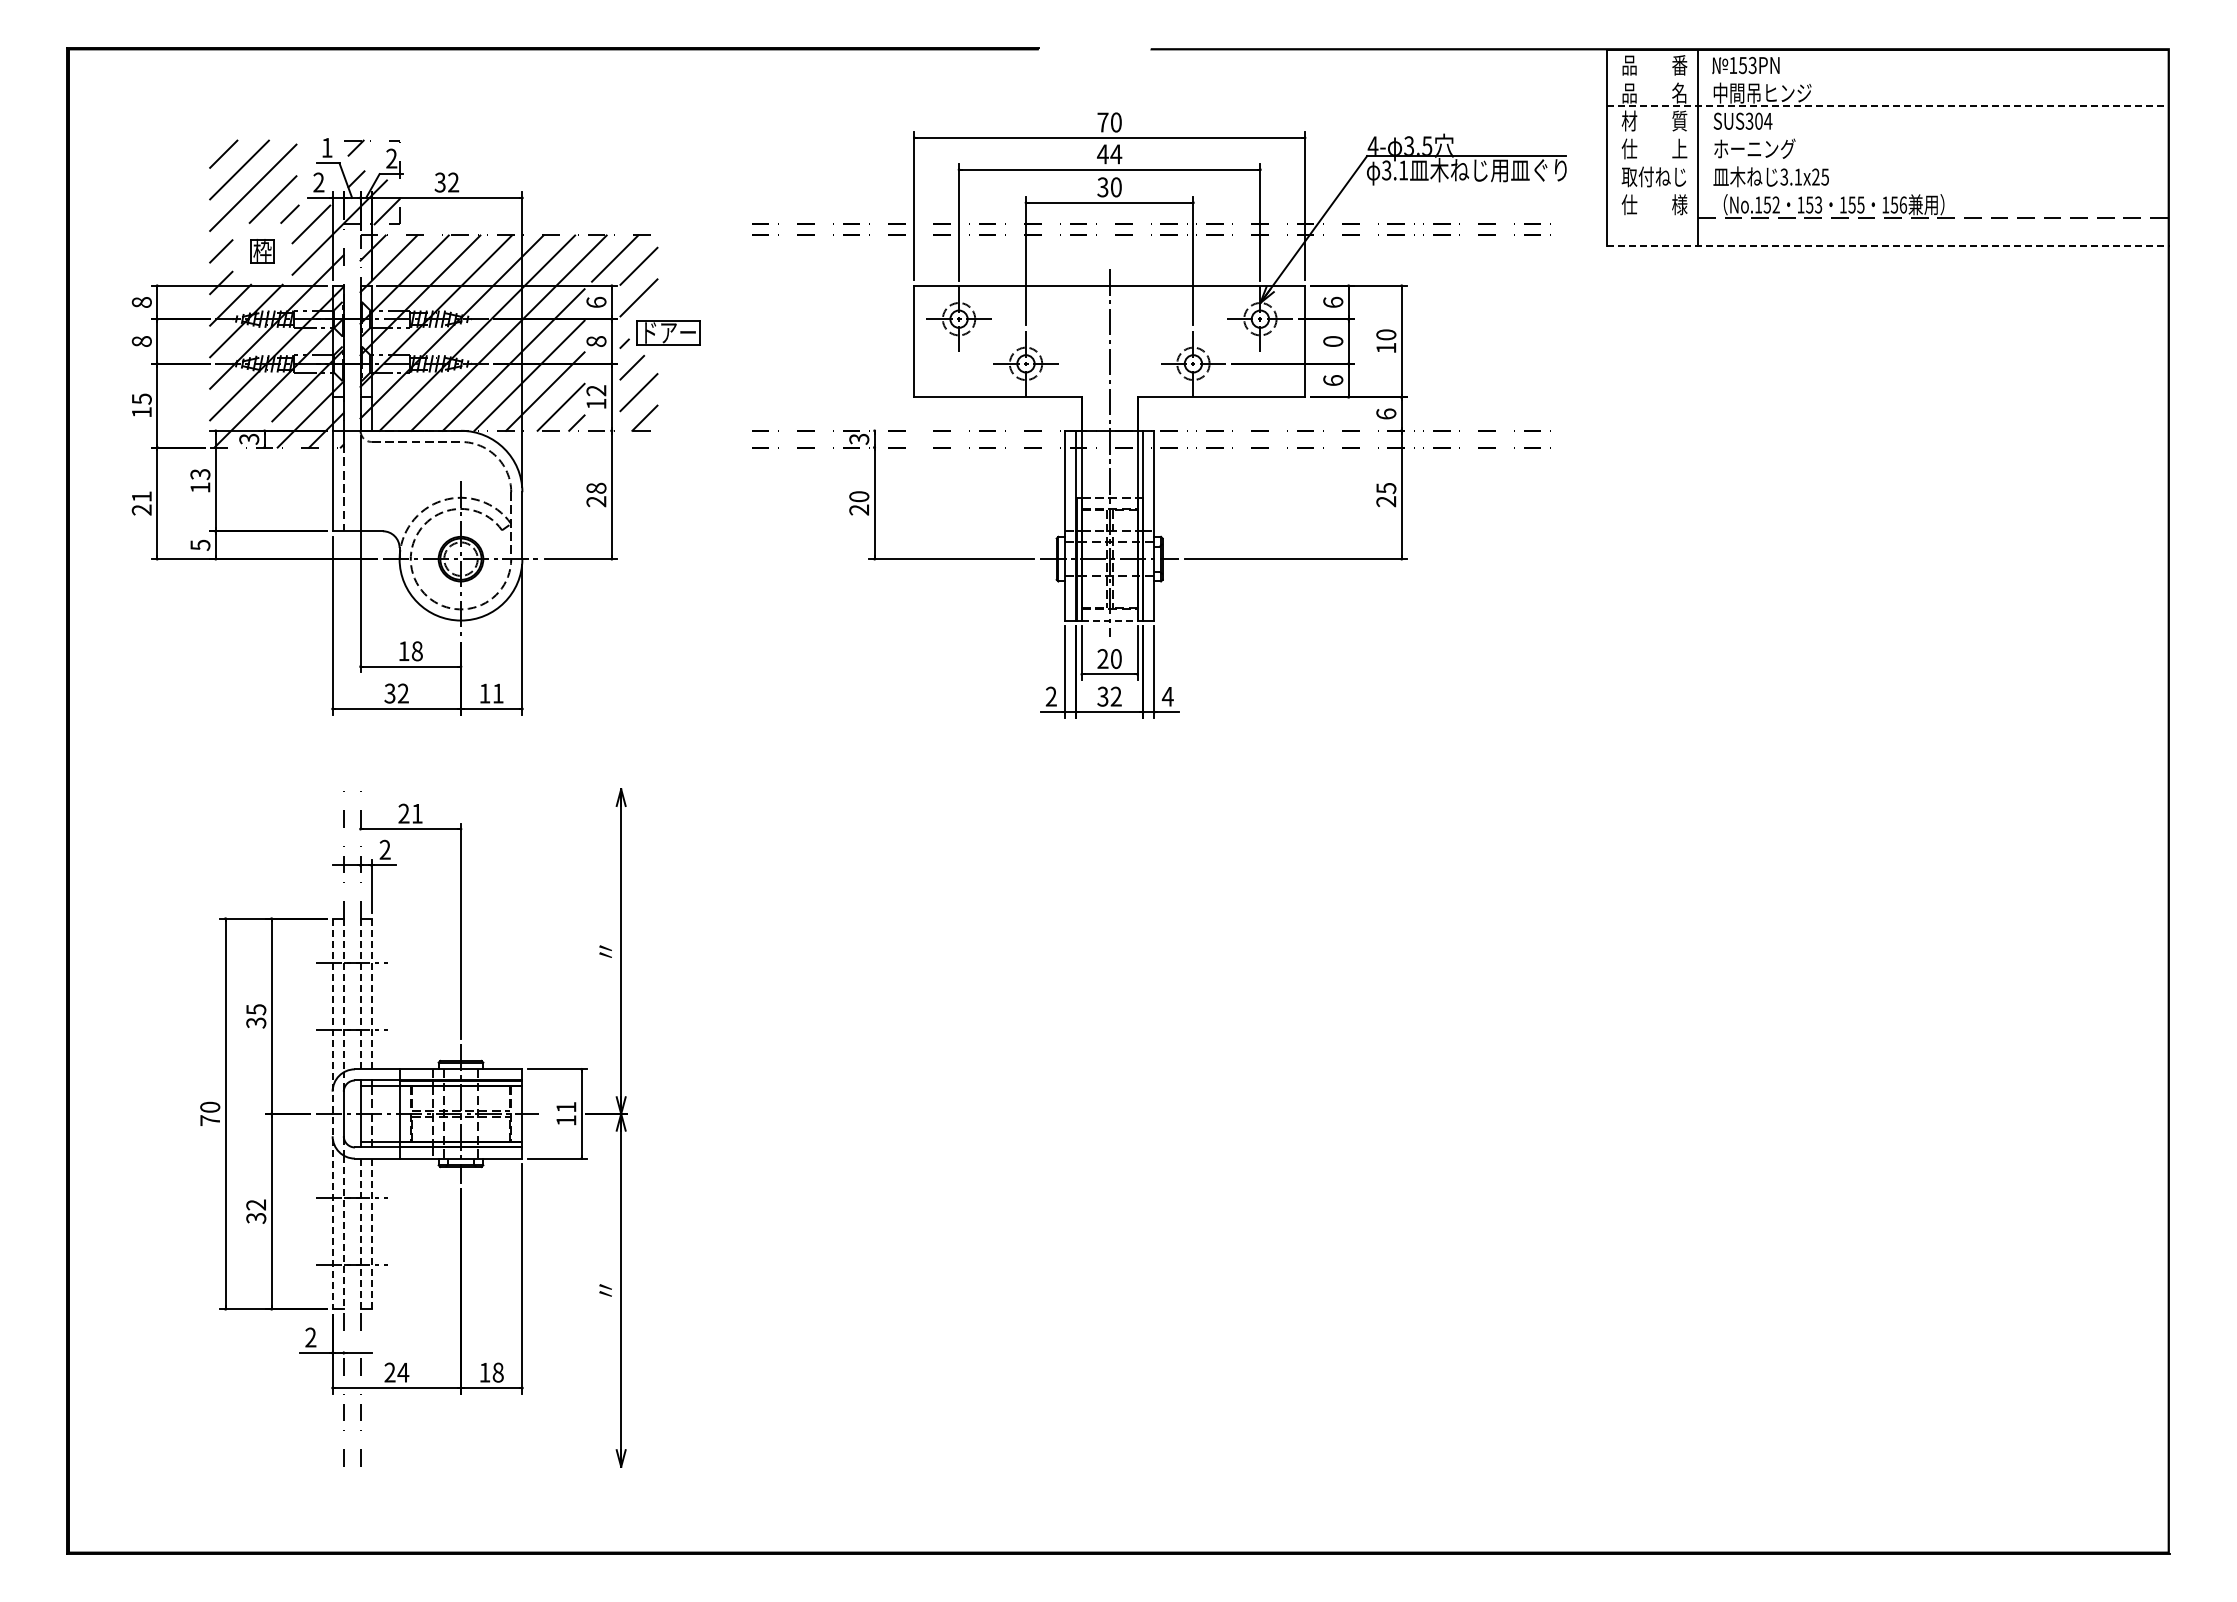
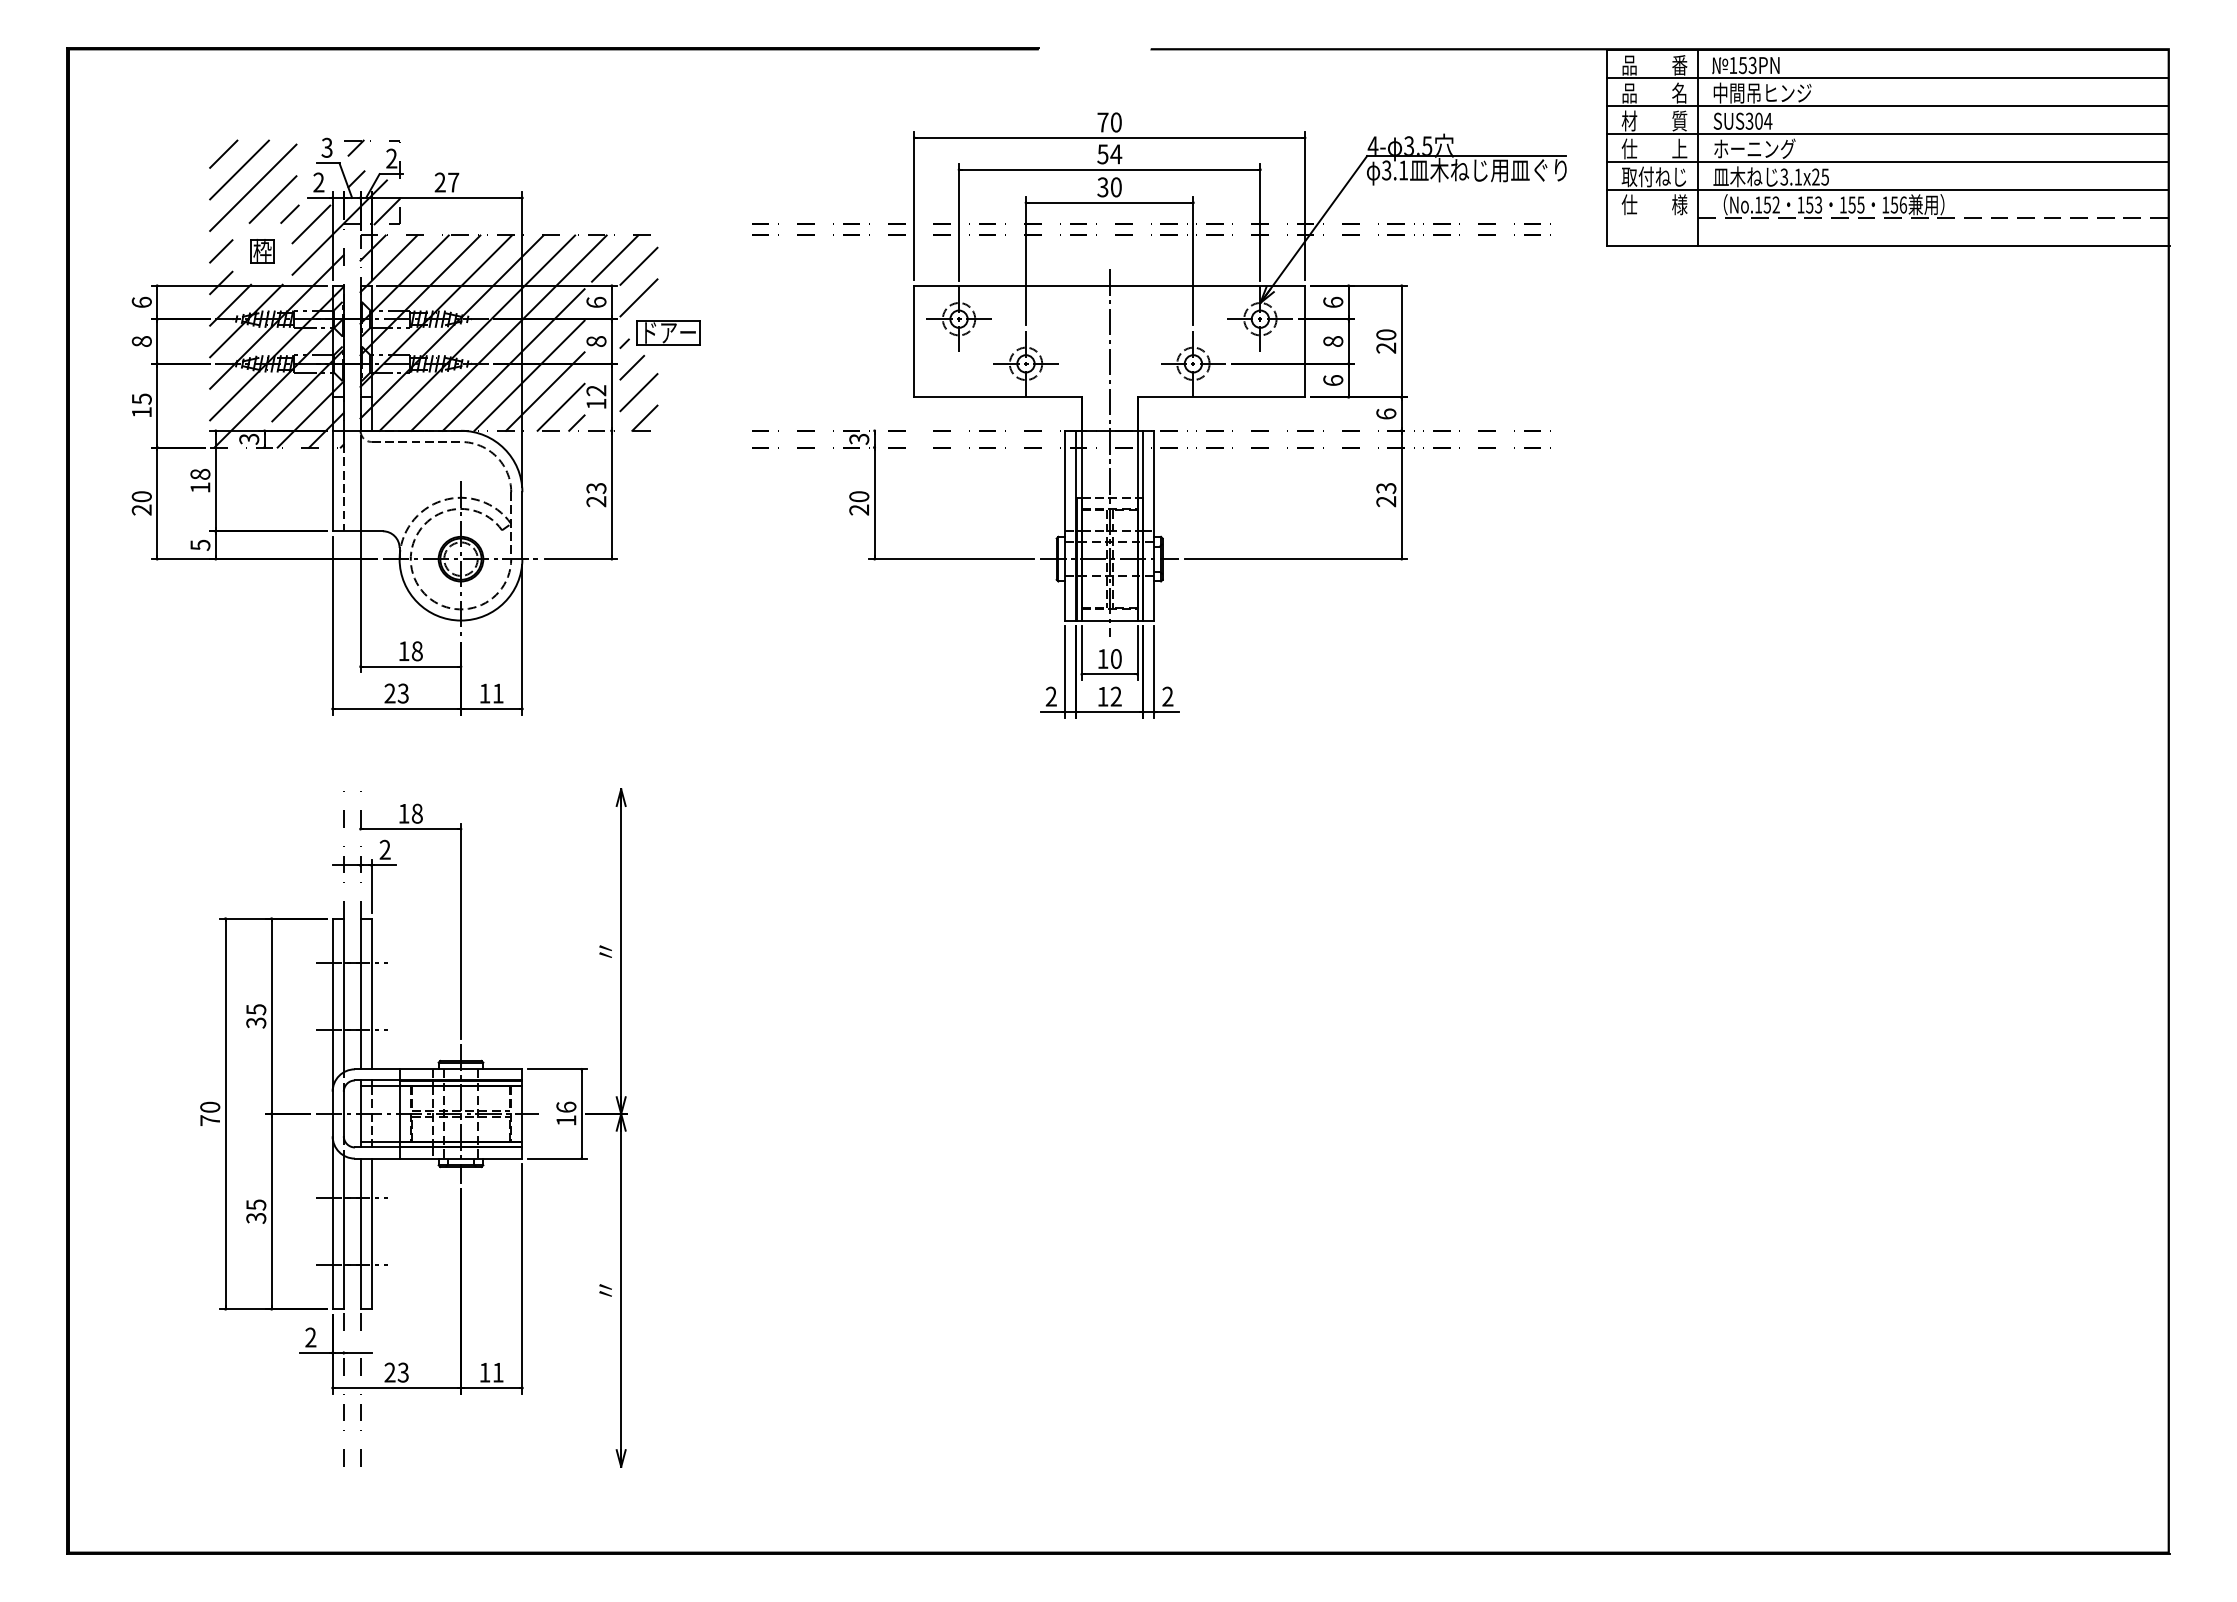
line: none -> present (1886, 78)
line: dashed -> solid (1887, 106)
line: none -> present (1886, 134)
text: 1 -> 3 (326, 147)
text: 44 -> 54 (1102, 154)
line: none -> present (1886, 162)
text: 32 -> 27 (446, 182)
line: none -> present (1886, 189)
line: dashed -> solid (1888, 245)
text: 8 -> 6 (141, 301)
text: 0 -> 8 (1332, 341)
text: 10 -> 20 (1386, 347)
text: 13 -> 18 (200, 474)
text: 28 -> 23 (596, 487)
text: 25 -> 23 (1385, 488)
text: 21 -> 20 (141, 496)
line: dashed -> solid (1109, 620)
text: 20 -> 10 (1102, 658)
text: 32 -> 23 (396, 693)
text: 32 -> 12 (1102, 696)
text: 4 -> 2 (1167, 696)
text: 21 -> 18 (410, 813)
line: dashed -> solid (360, 994)
line: dashed -> solid (371, 994)
line: dashed -> solid (343, 995)
text: 11 -> 16 (566, 1106)
line: dashed -> solid (332, 1114)
text: 32 -> 35 (256, 1204)
line: dashed -> solid (343, 1232)
line: dashed -> solid (360, 1234)
line: dashed -> solid (371, 1234)
text: 24 -> 23 (403, 1372)
text: 18 -> 11 (497, 1372)
